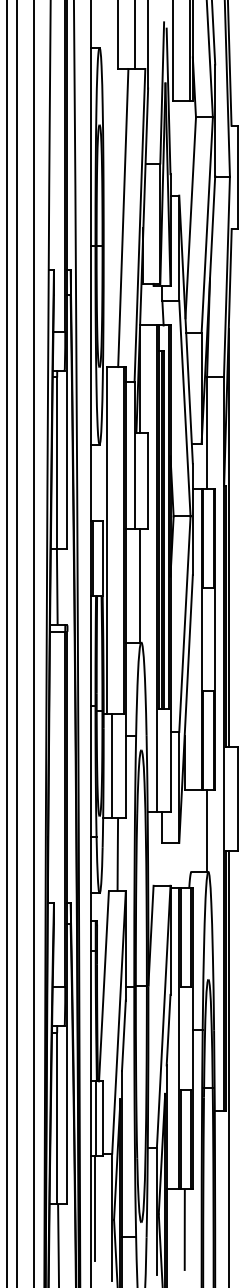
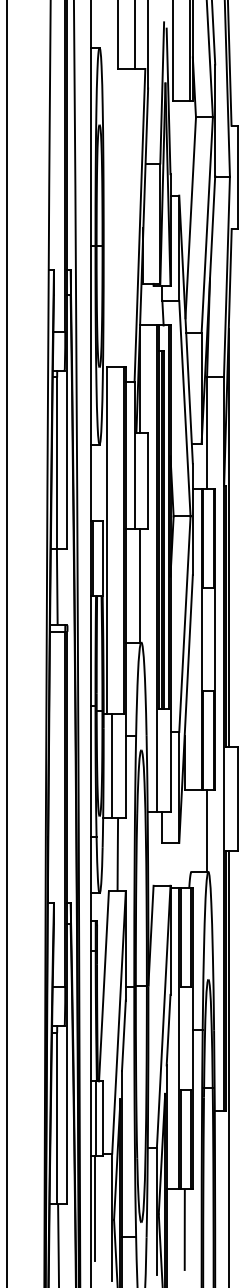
line: present -> none (123, 217)
line: present -> none (17, 643)
line: present -> none (33, 643)
